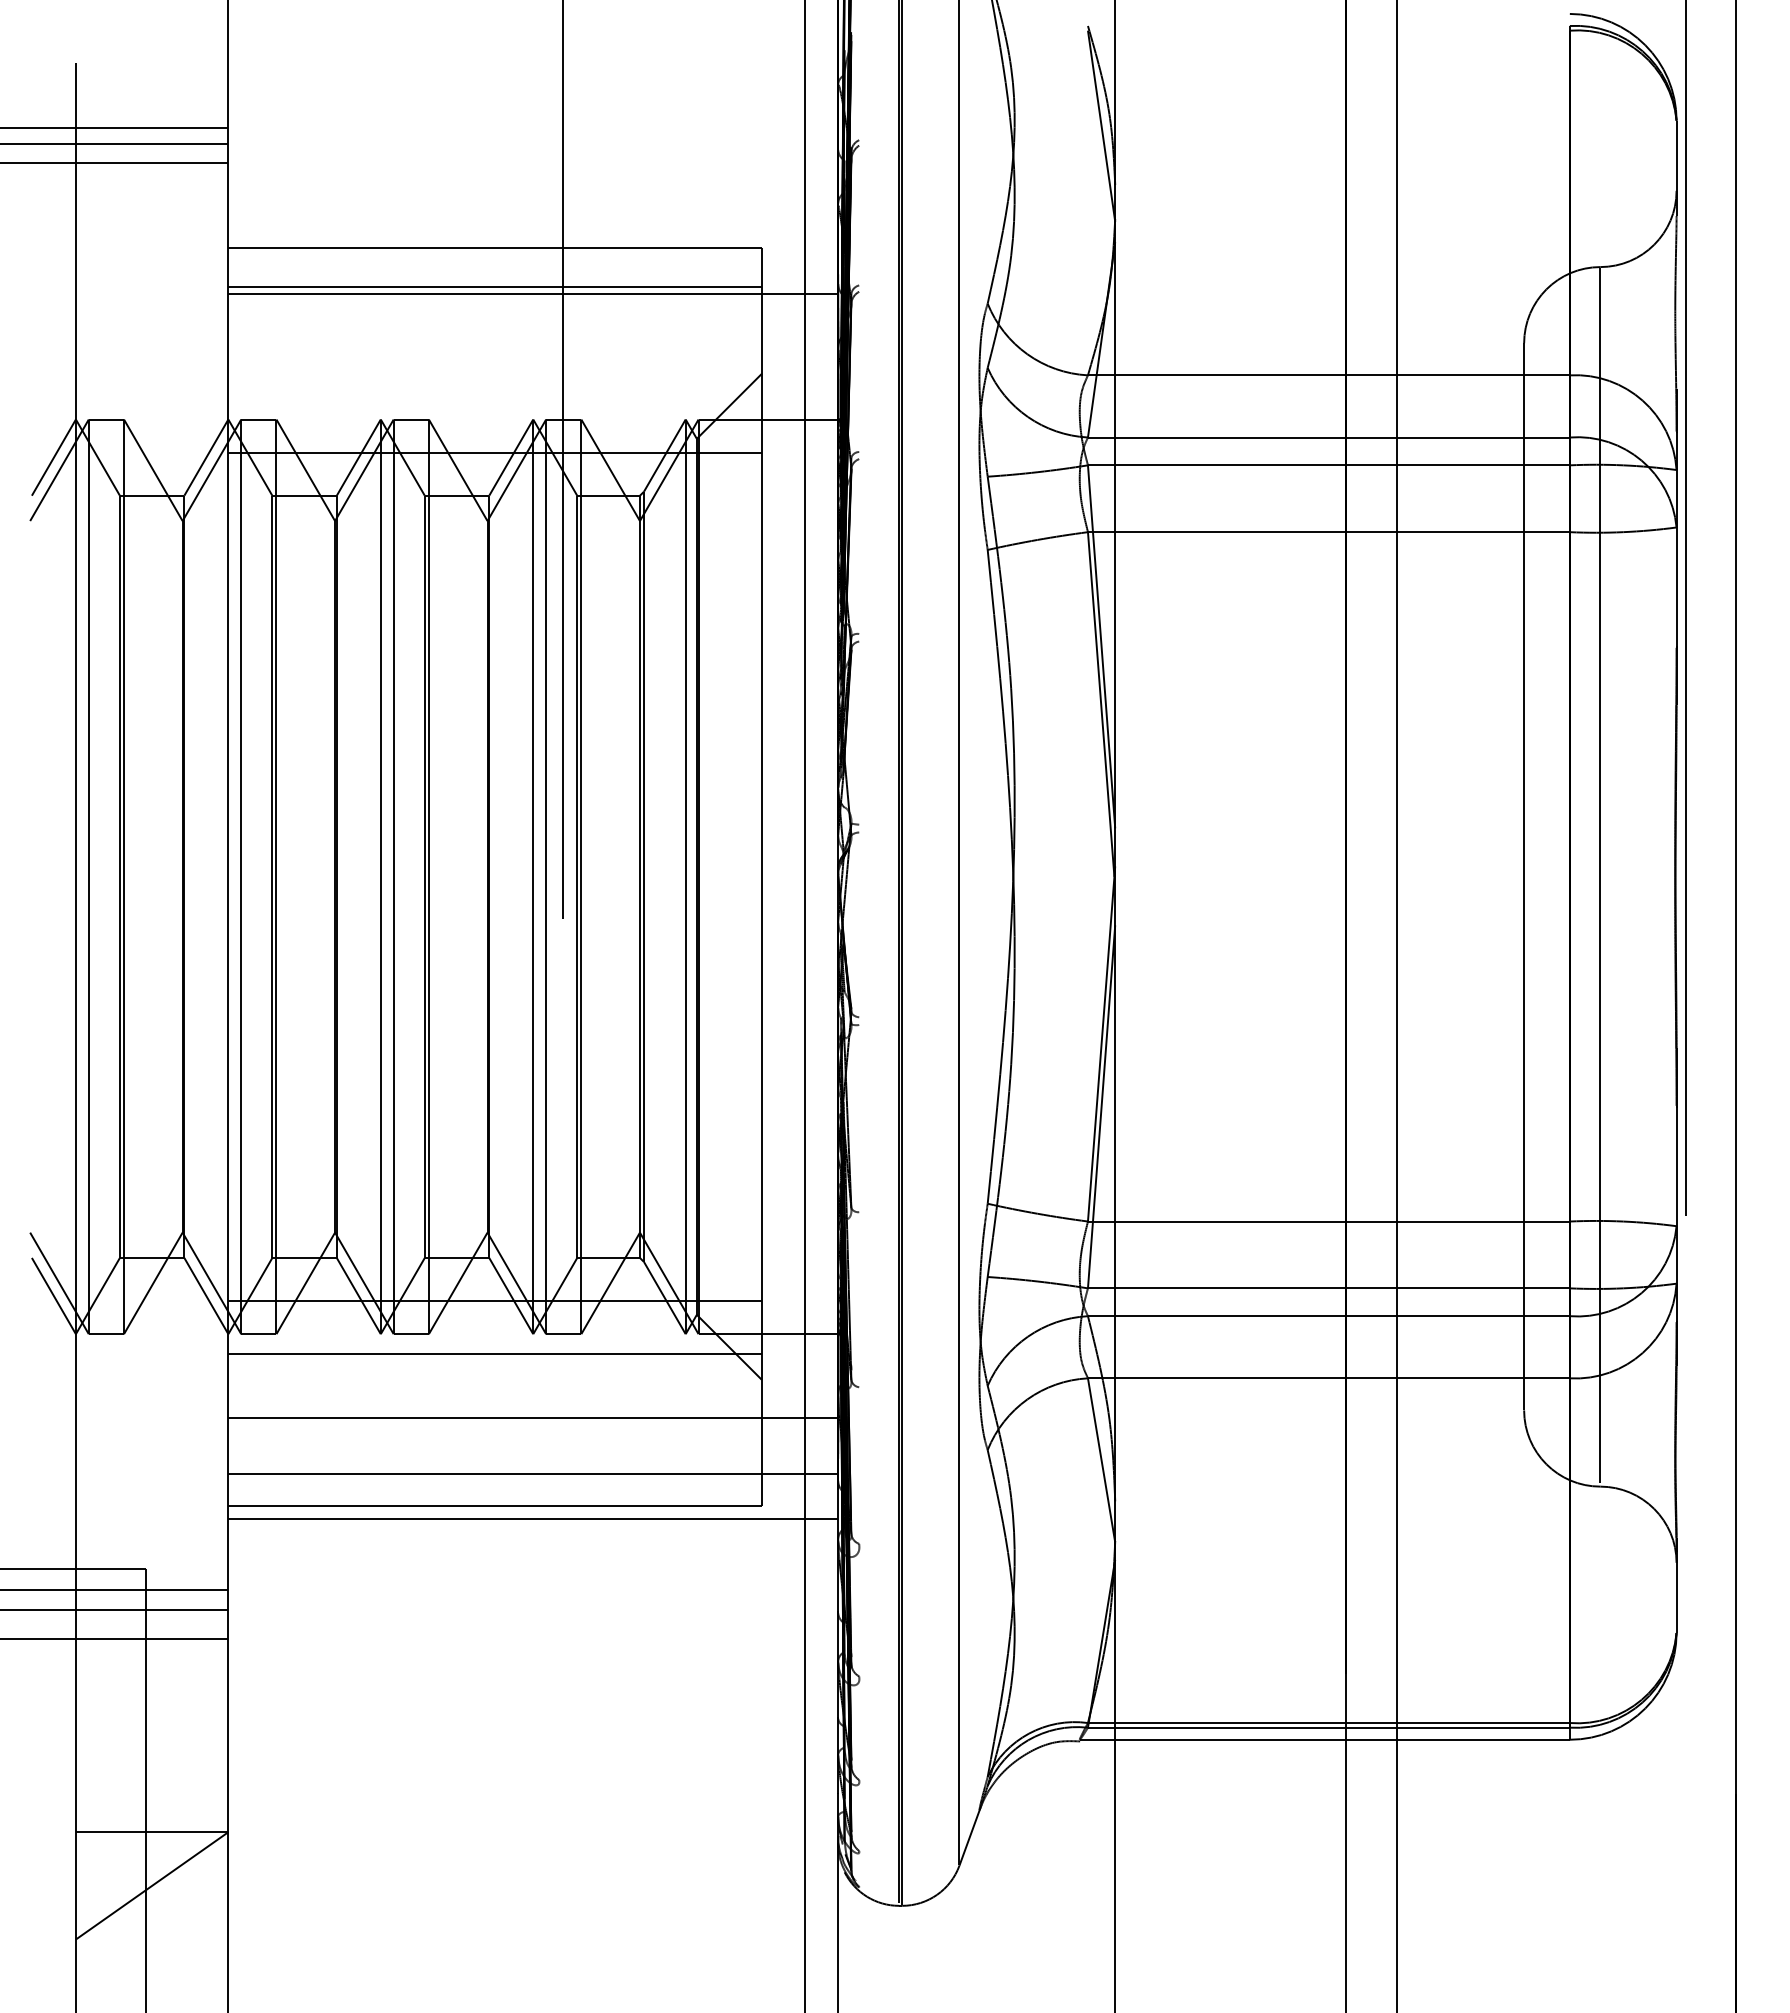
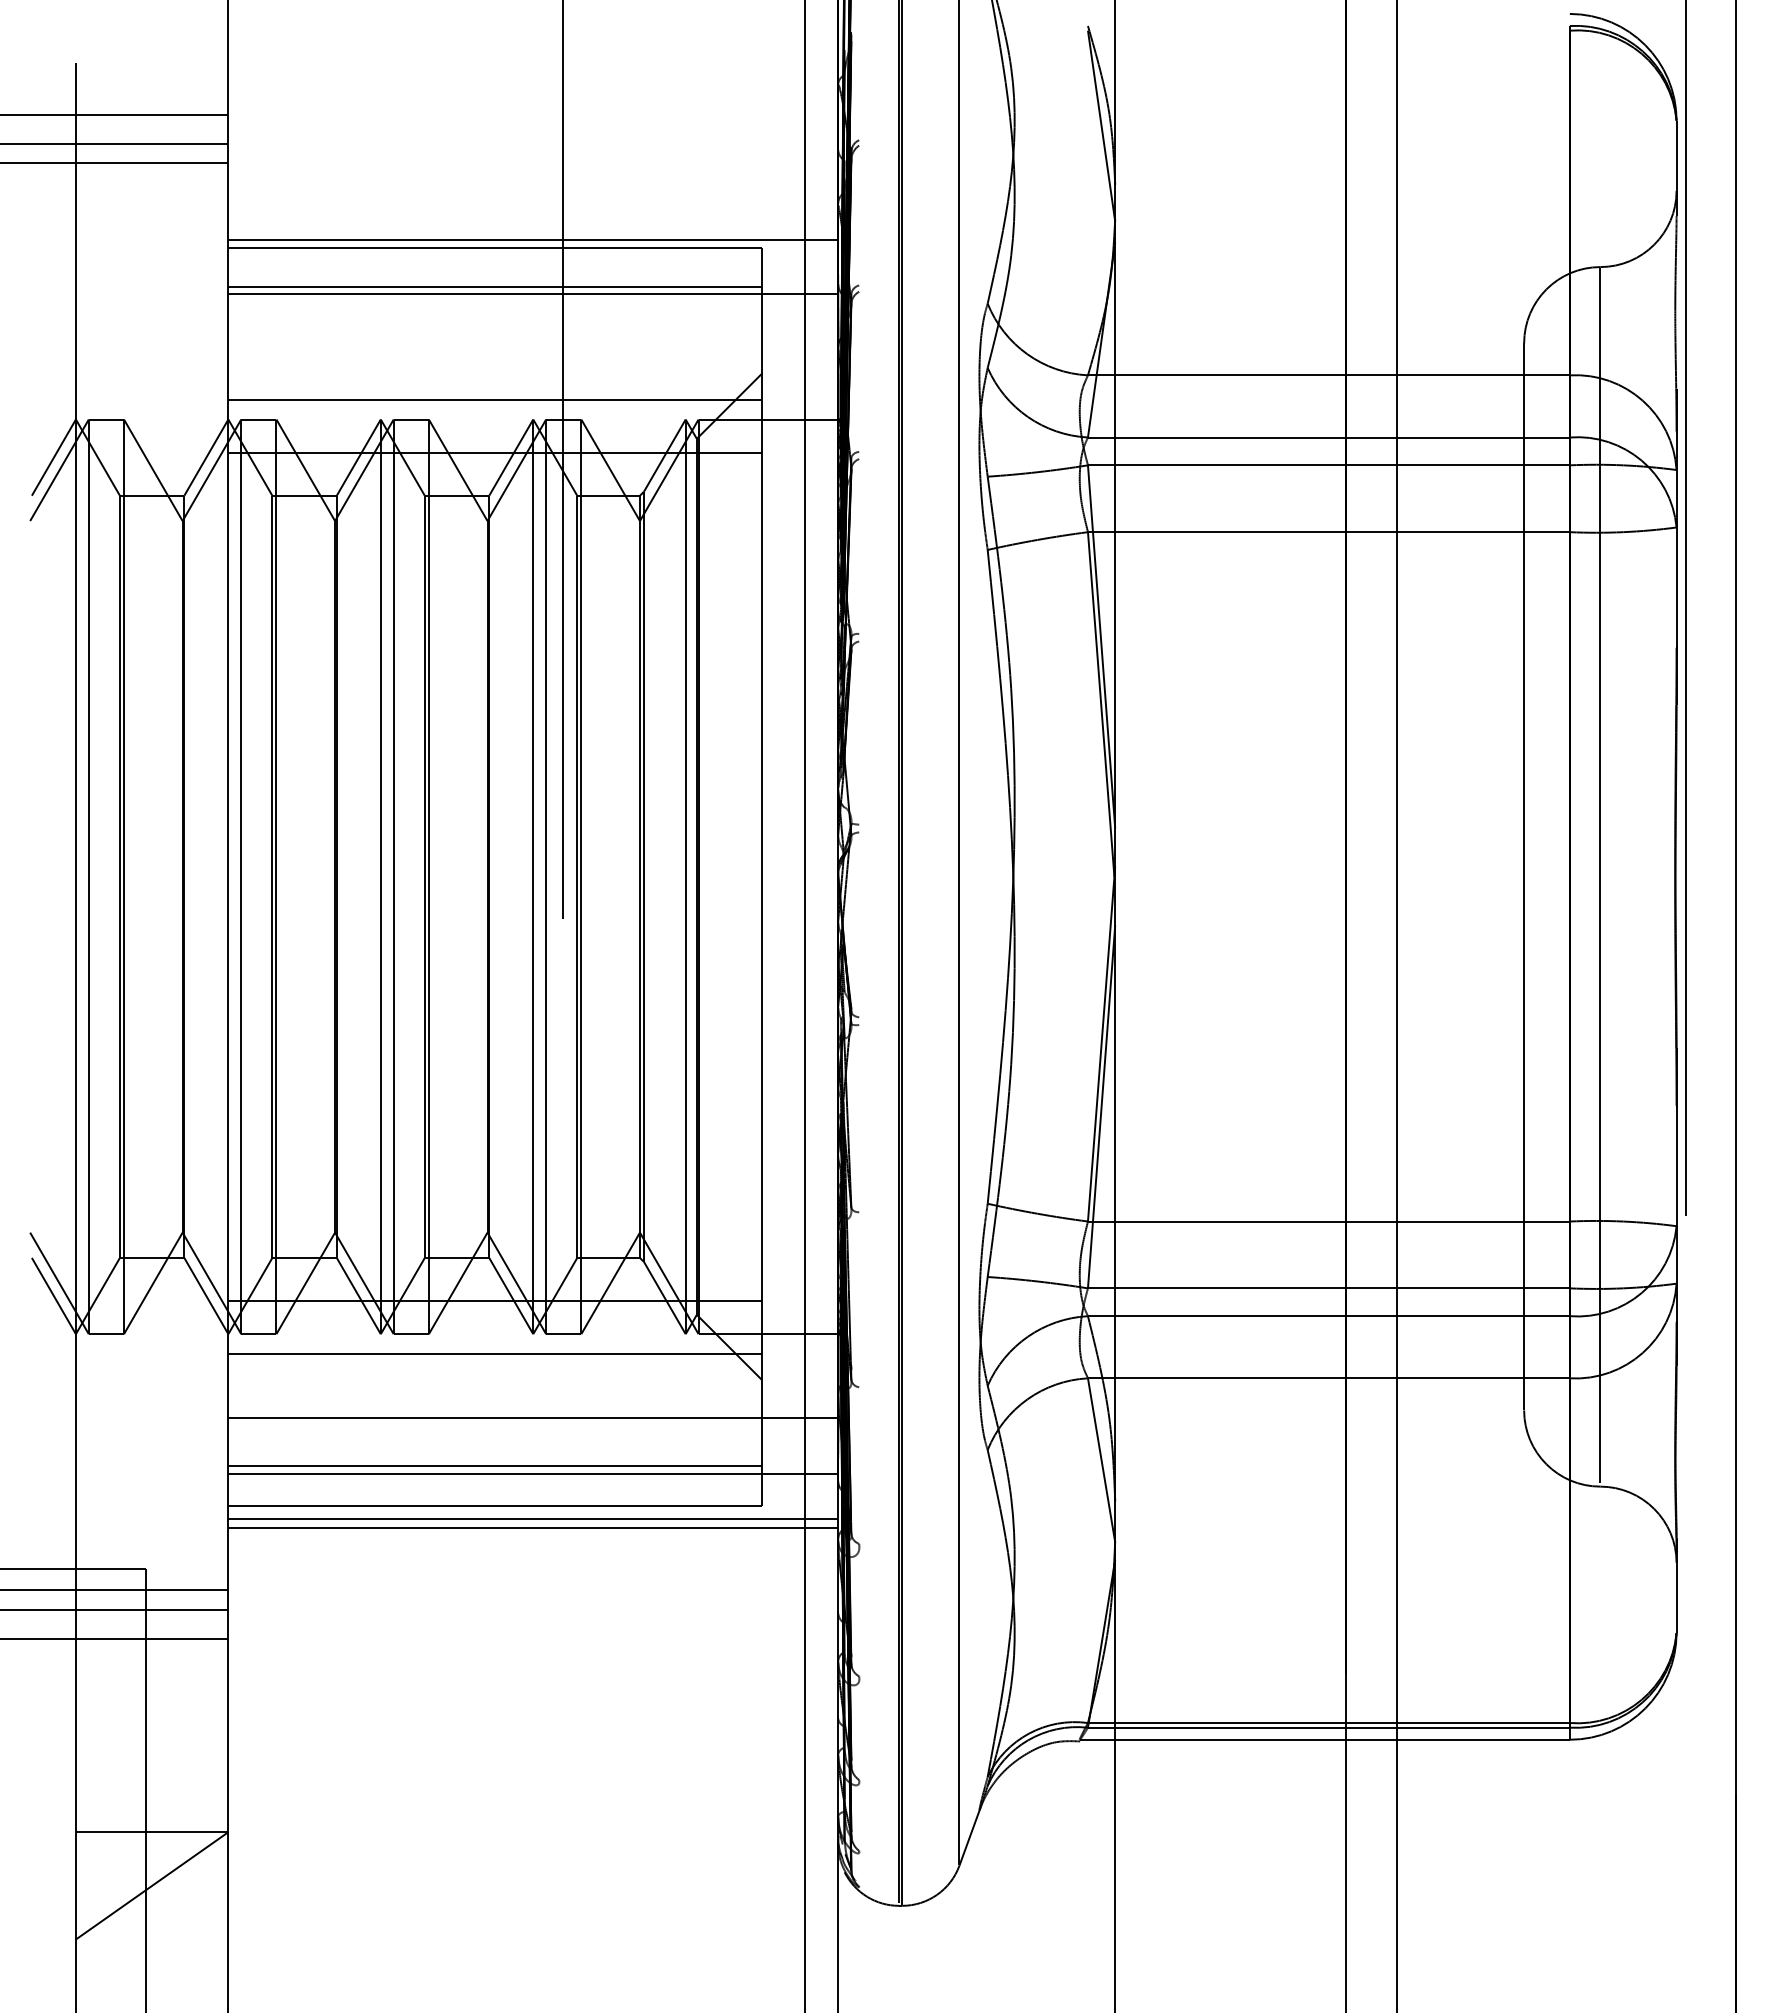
line position: (115, 127) -> (115, 114) (115, 114)
line: none -> present (533, 240)
line: none -> present (494, 399)
line: none -> present (494, 1466)
line: none -> present (533, 1528)
